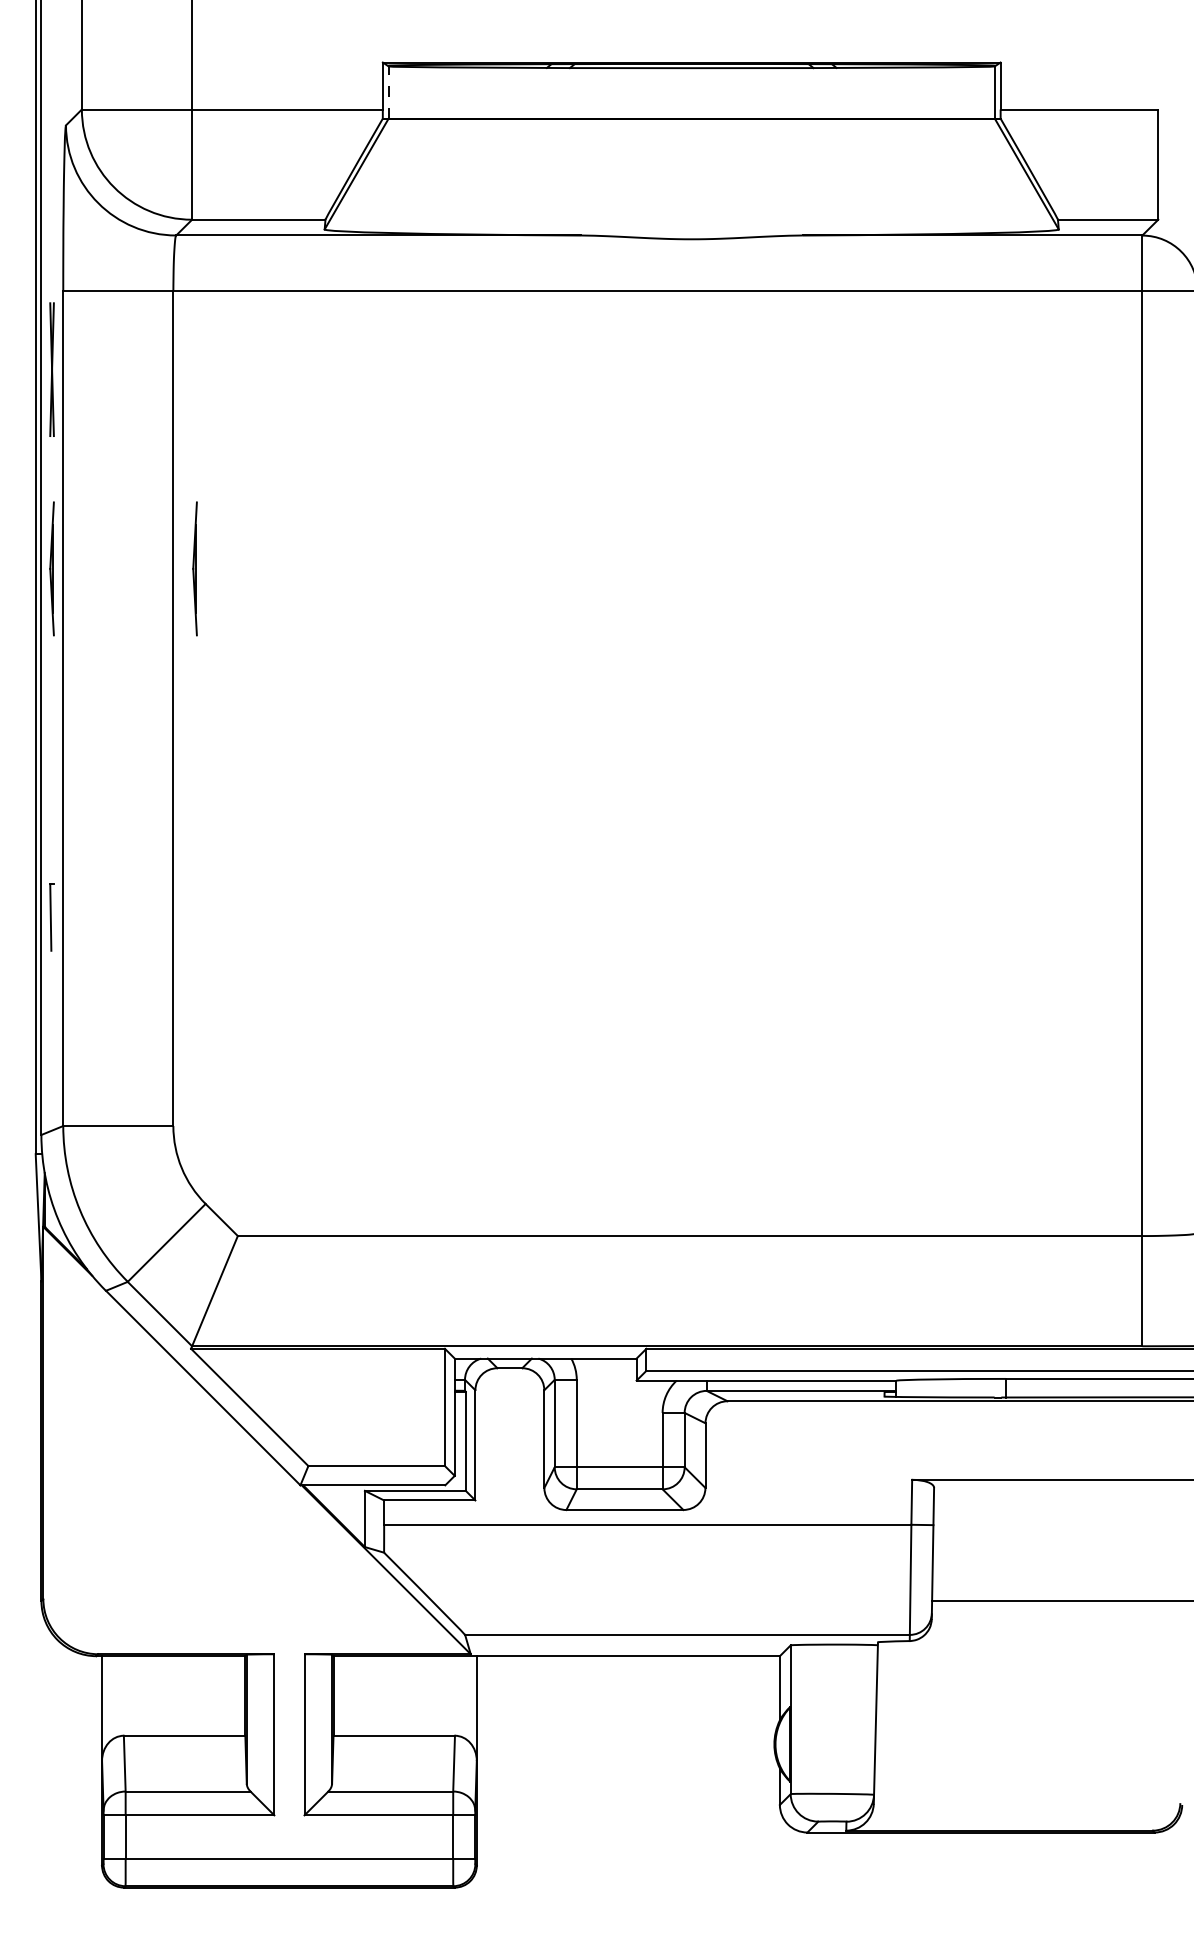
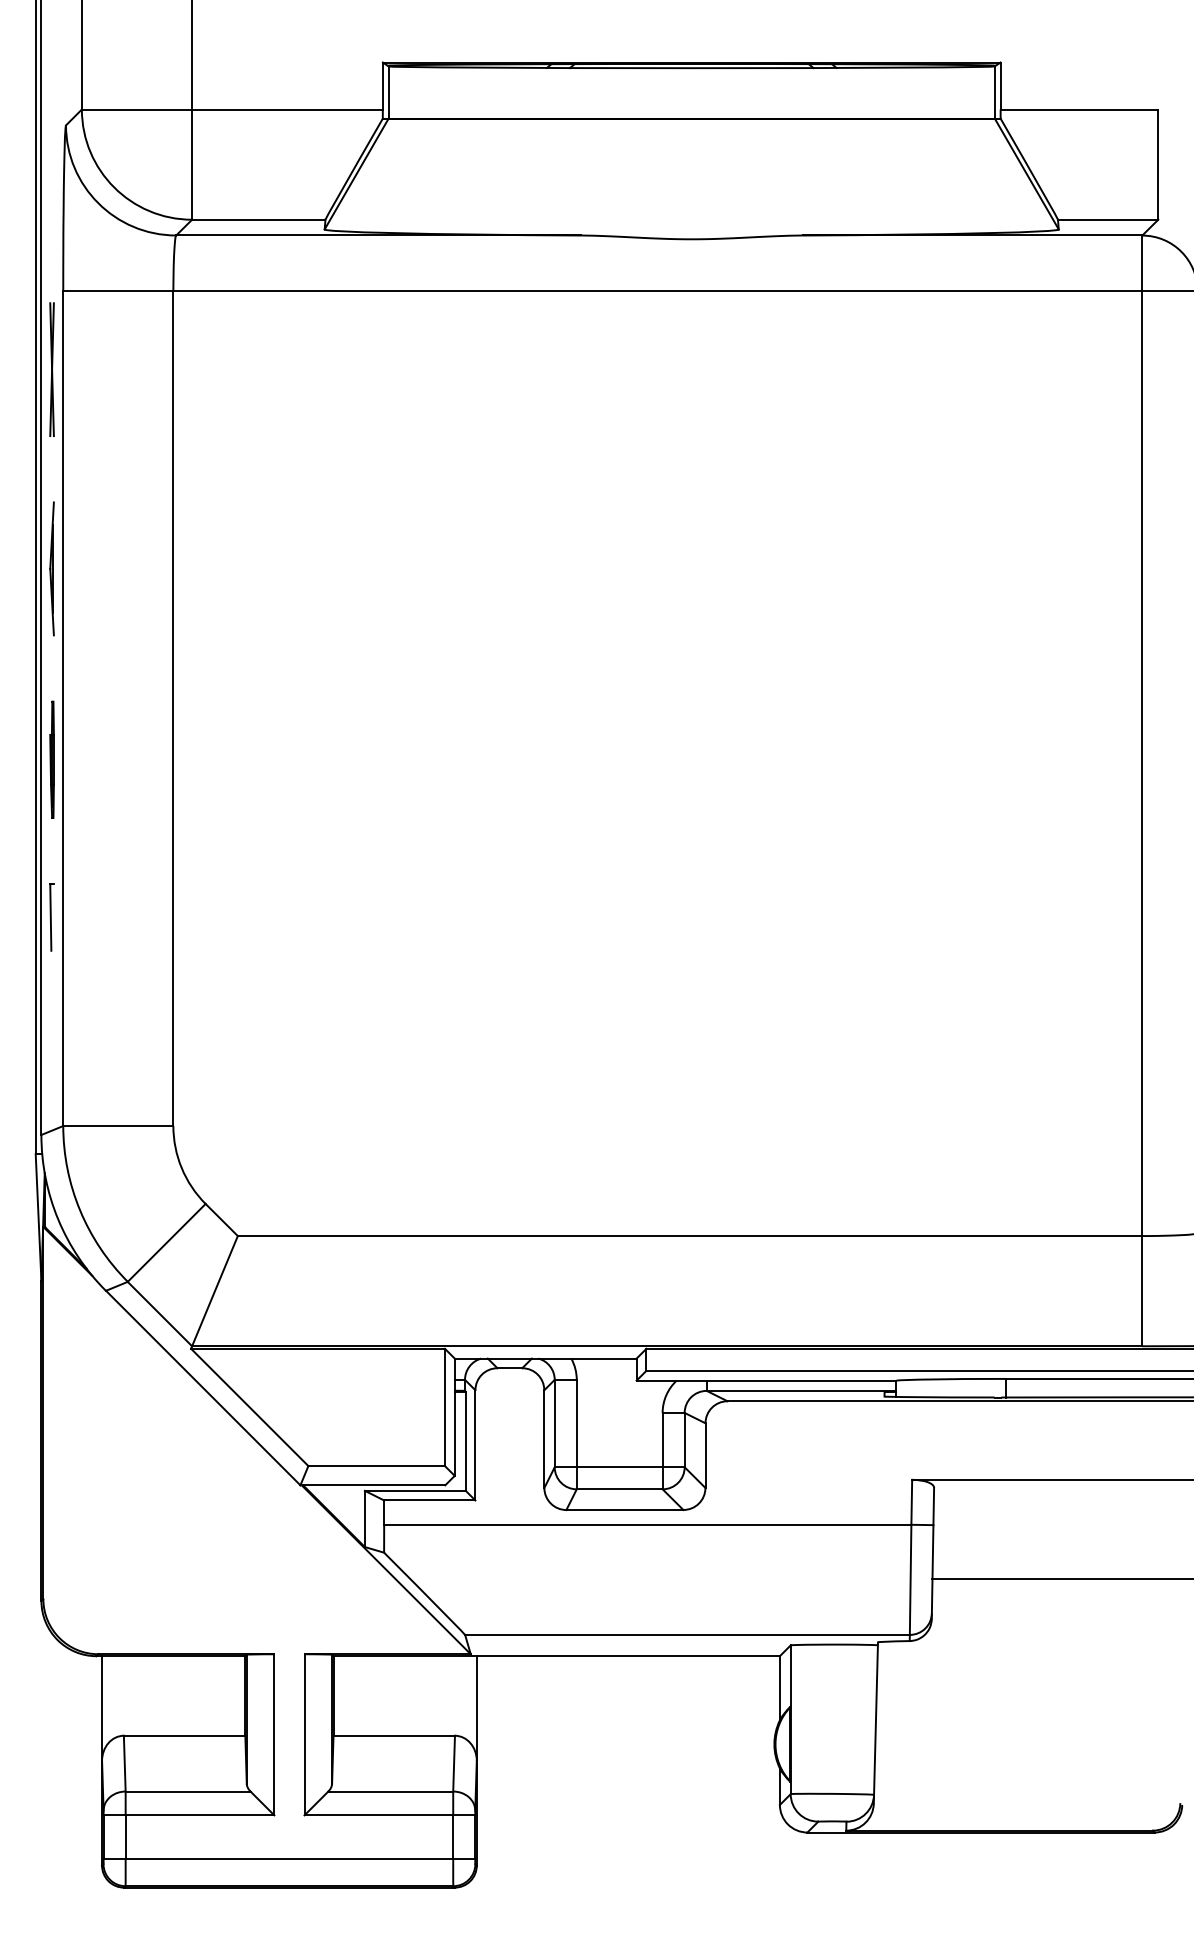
line: dashed -> solid (388, 92)
part: present -> none (194, 568)
part: none -> present (51, 759)
line position: (1061, 1601) -> (1061, 1579) (1061, 1579)
